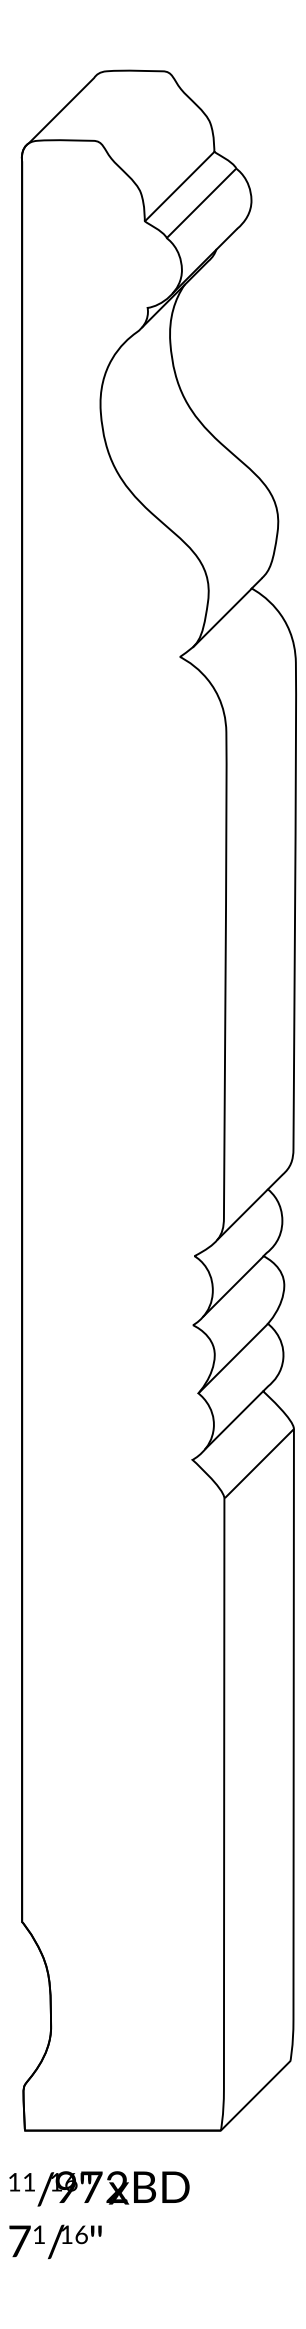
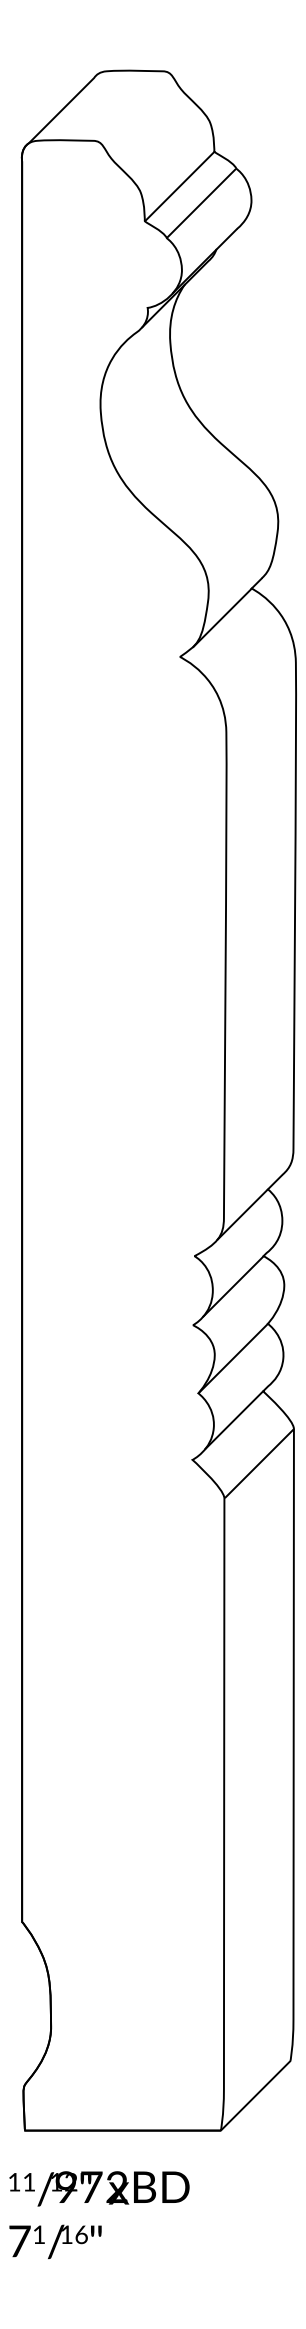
text: 16 -> 12 (71, 2182)
